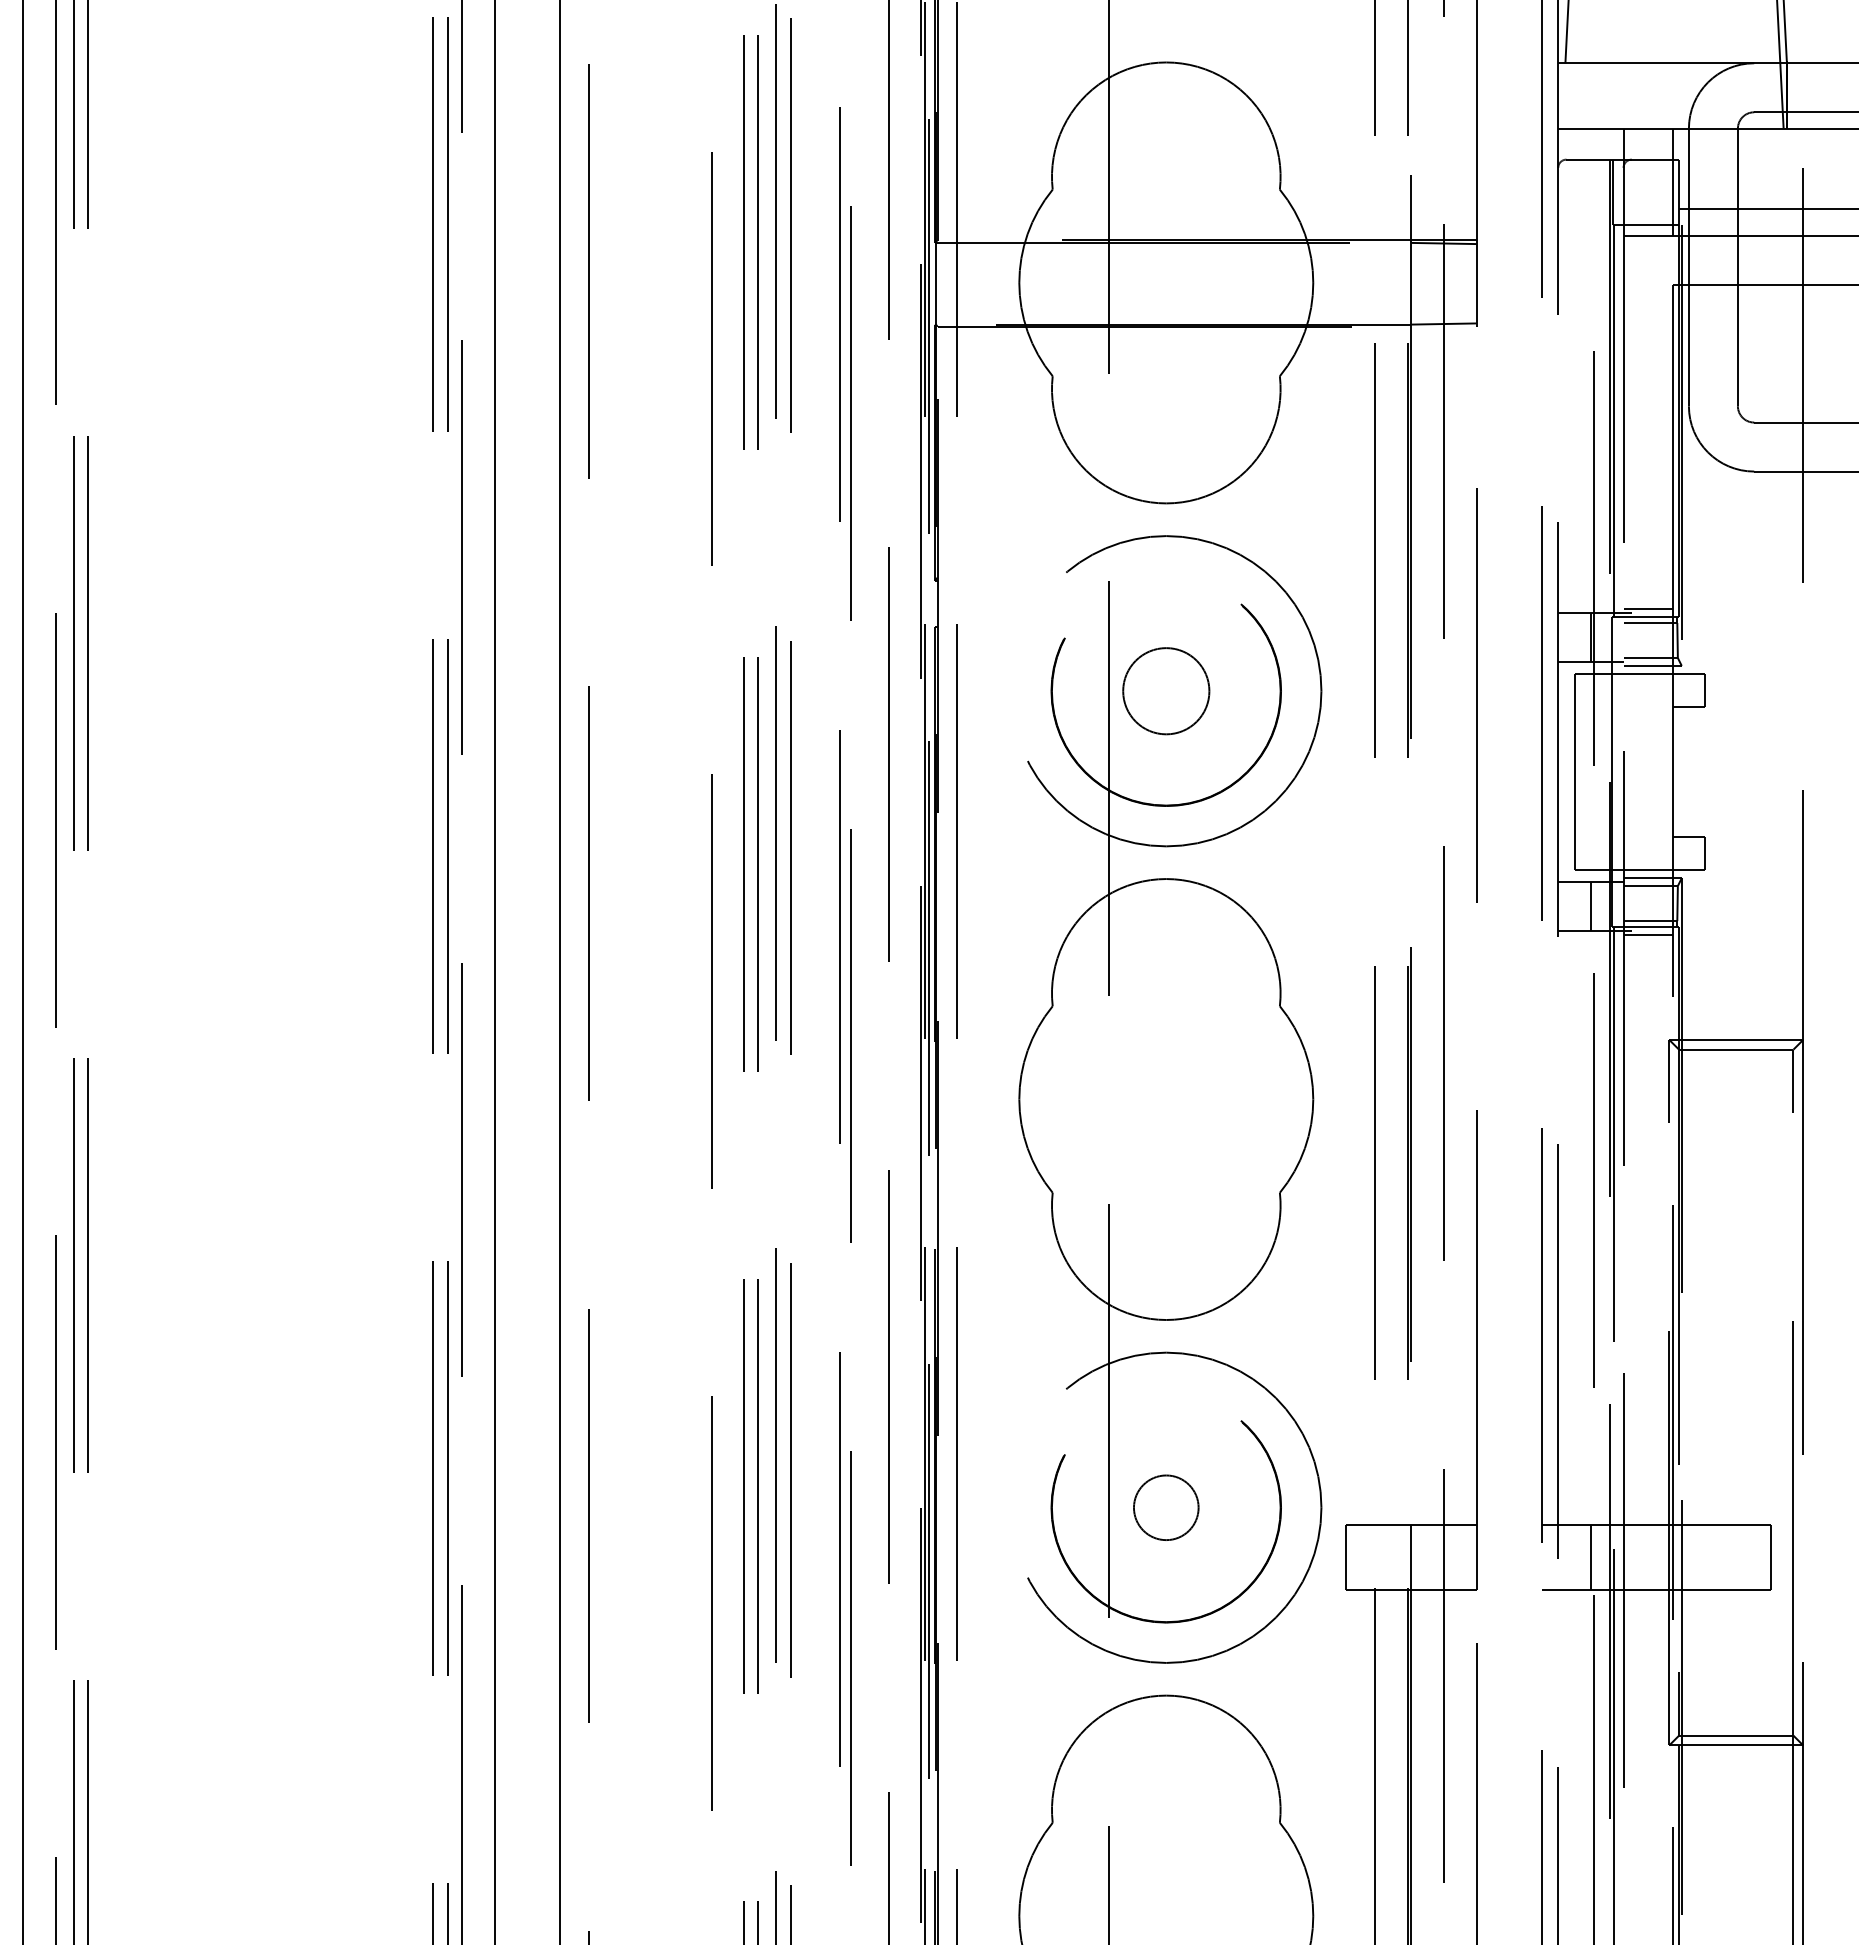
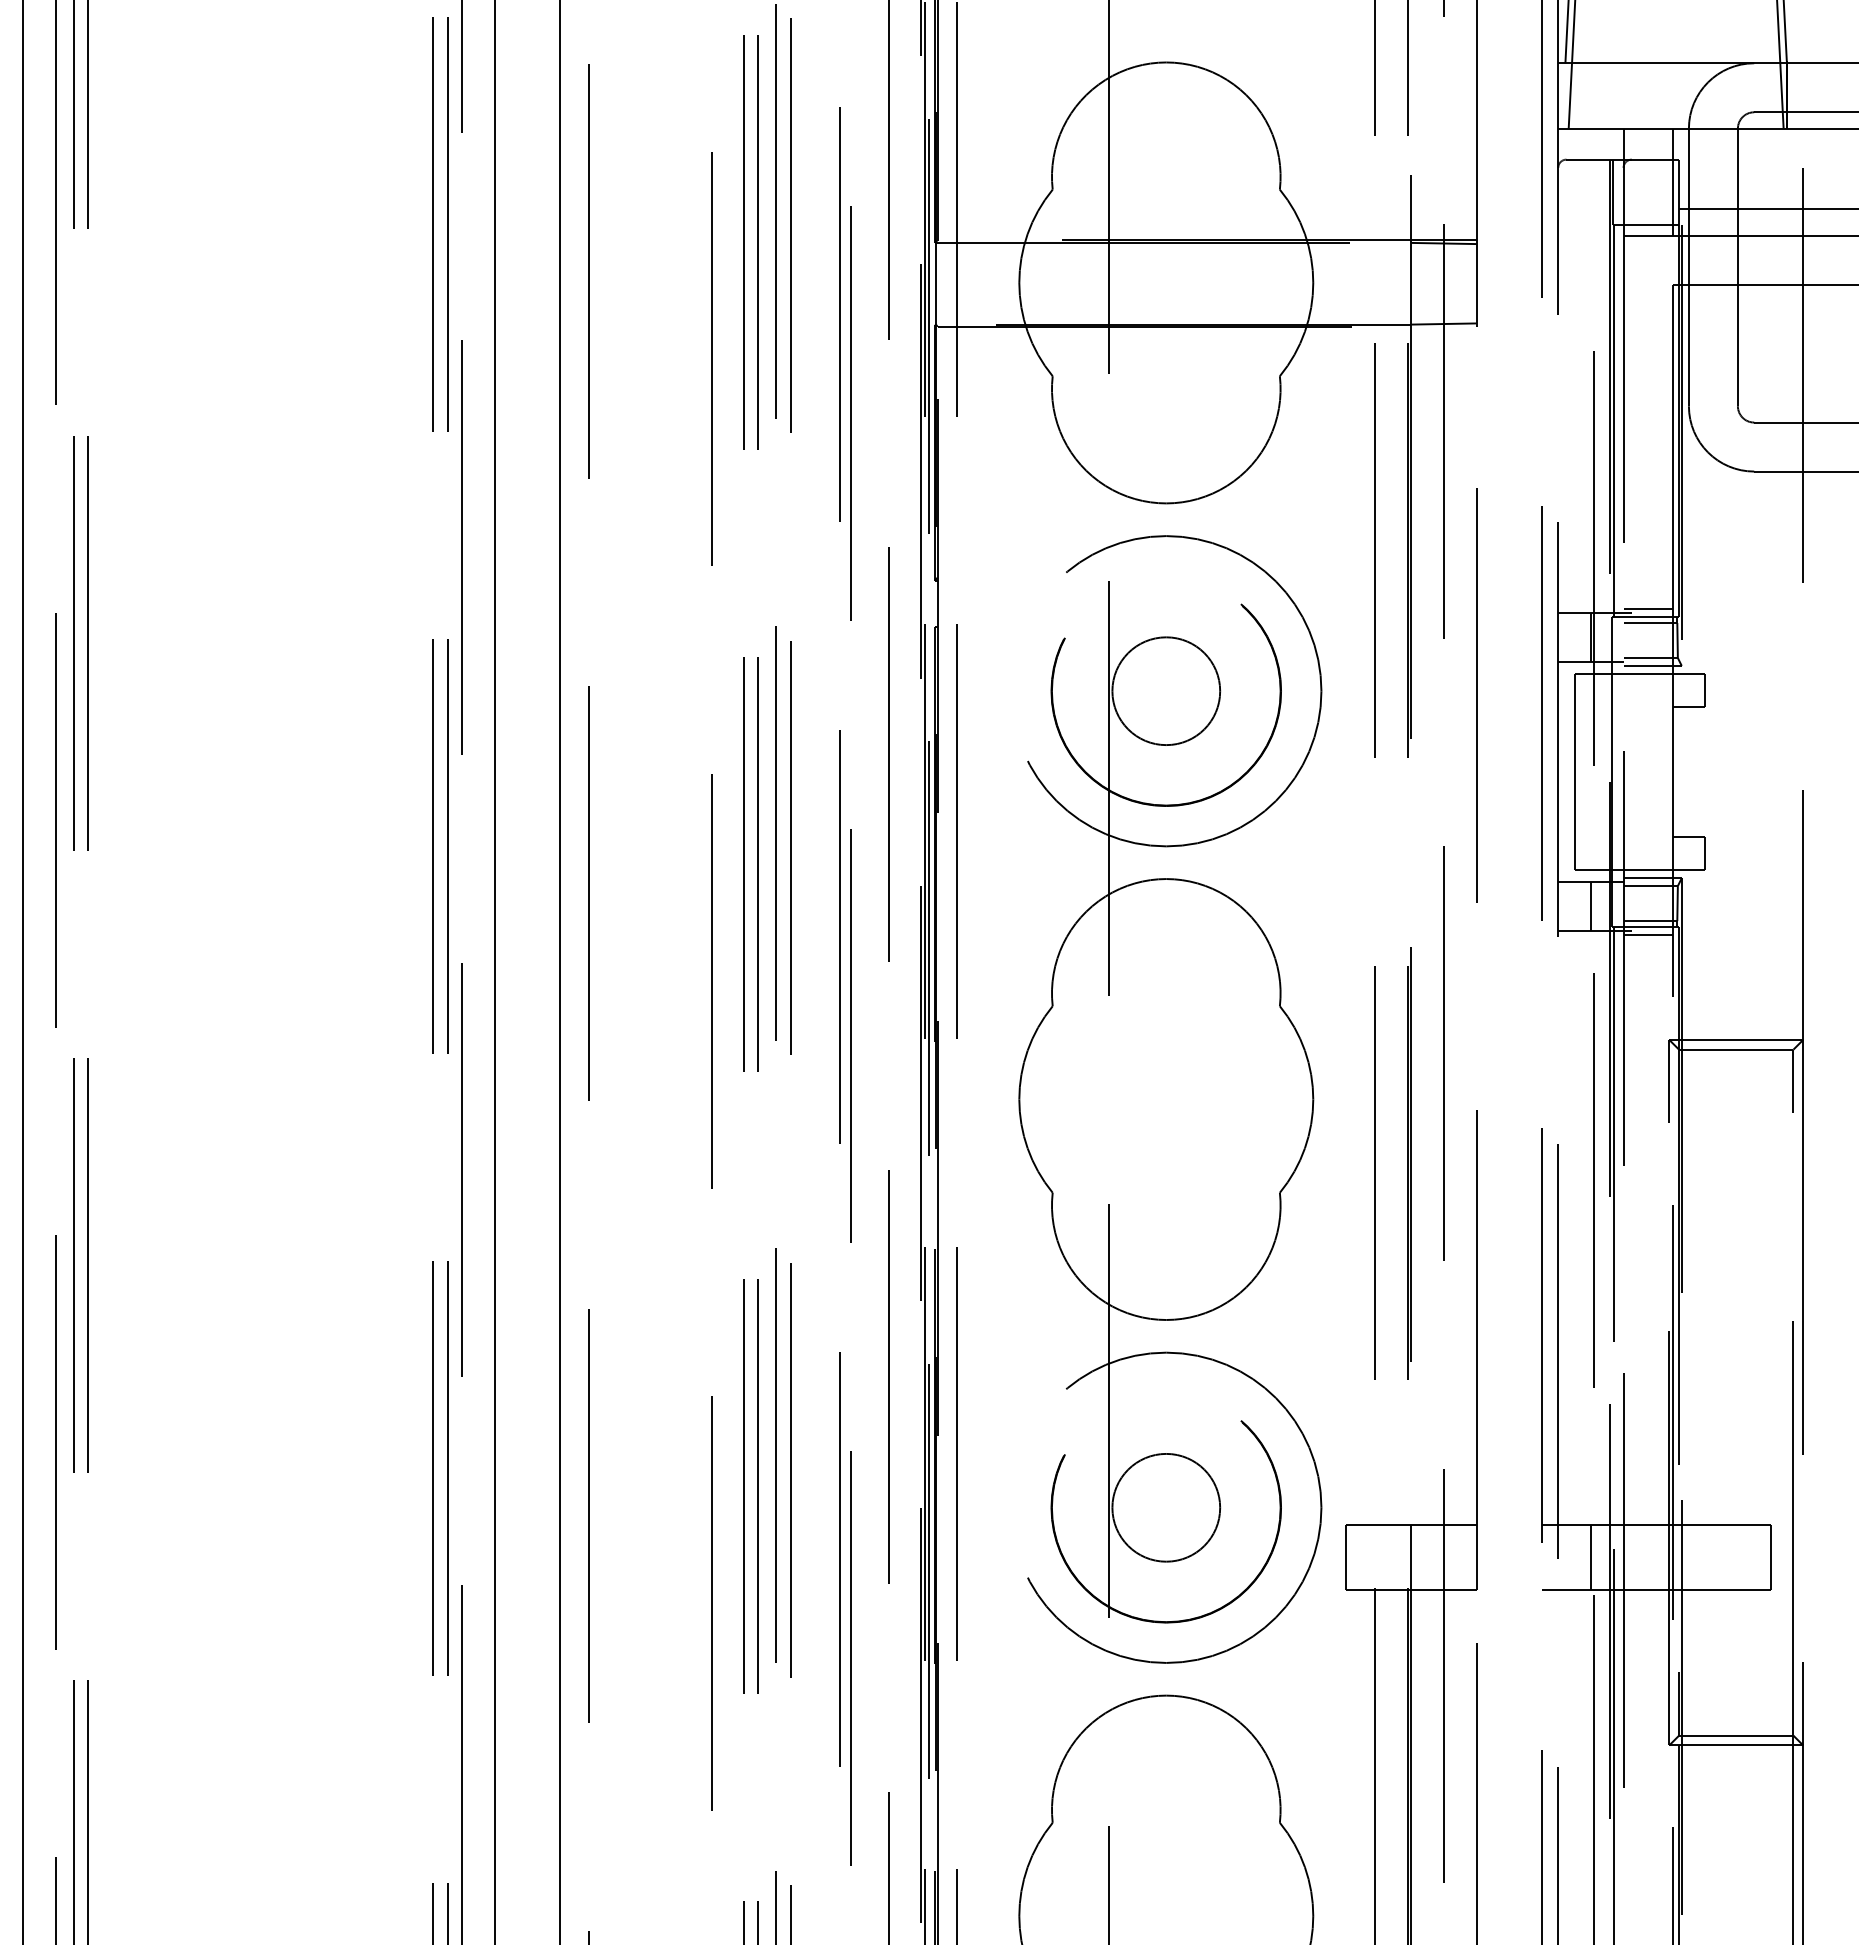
line: none -> present (1571, 65)
circle diameter: 86 px -> 108 px (1166, 691)
circle diameter: 65 px -> 108 px (1166, 1507)
